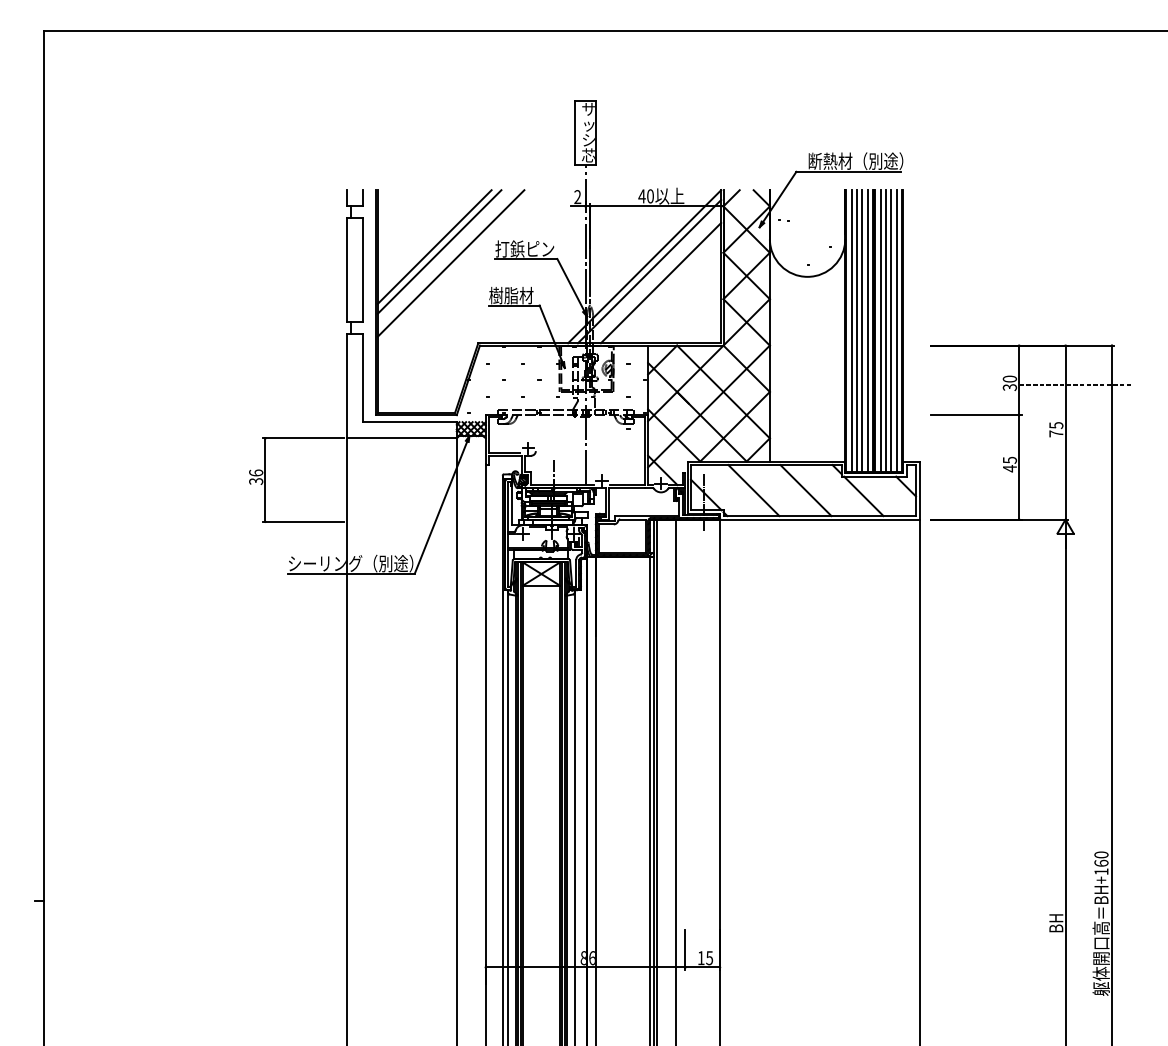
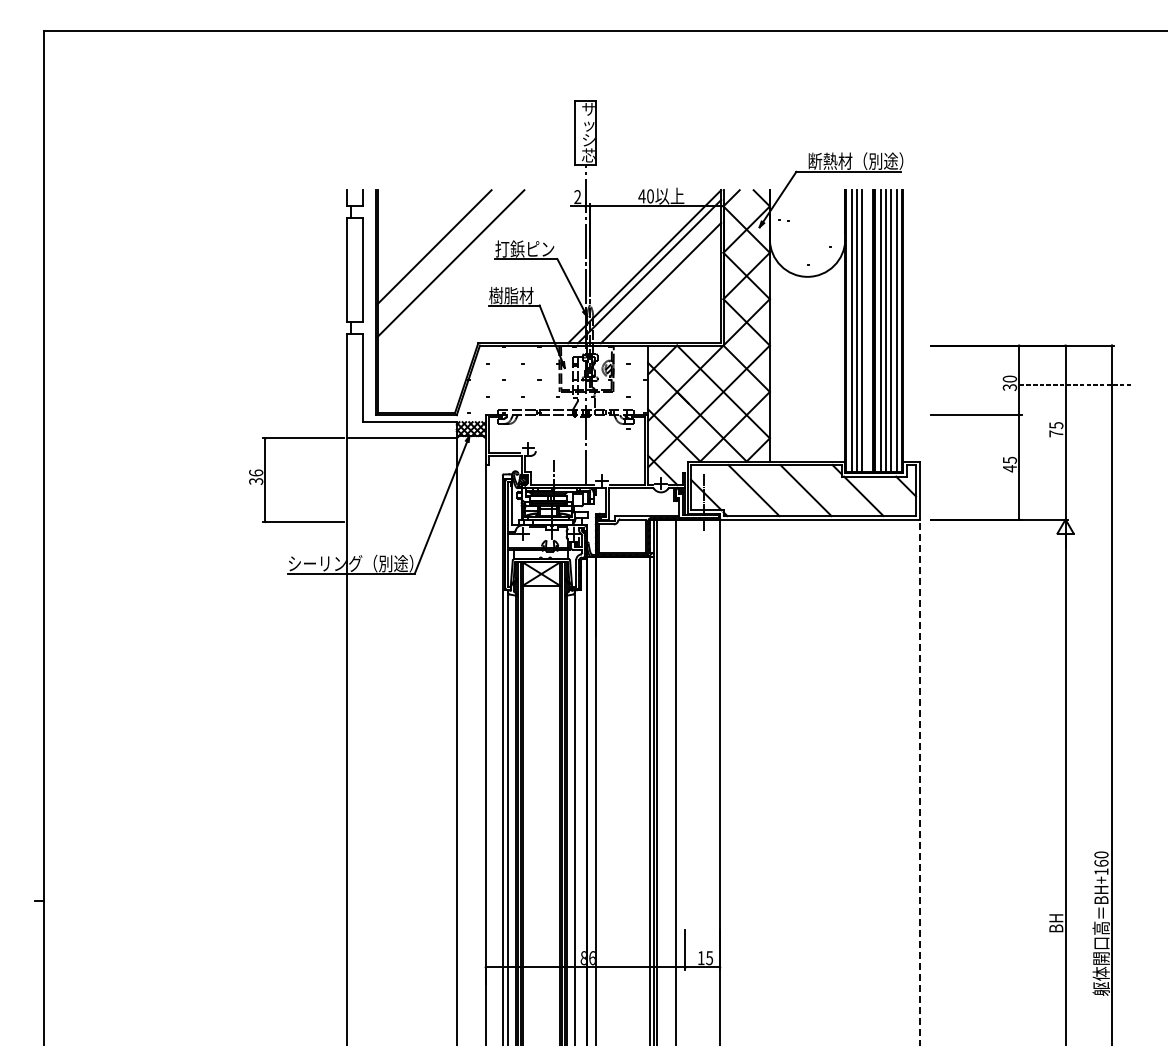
line: present -> none (439, 251)
line: present -> none (867, 330)
line: solid -> dashed (919, 782)
